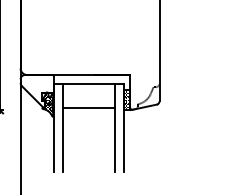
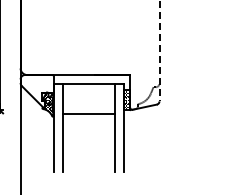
line: solid -> dashed (159, 51)
line position: (88, 108) -> (88, 114) (88, 114)
